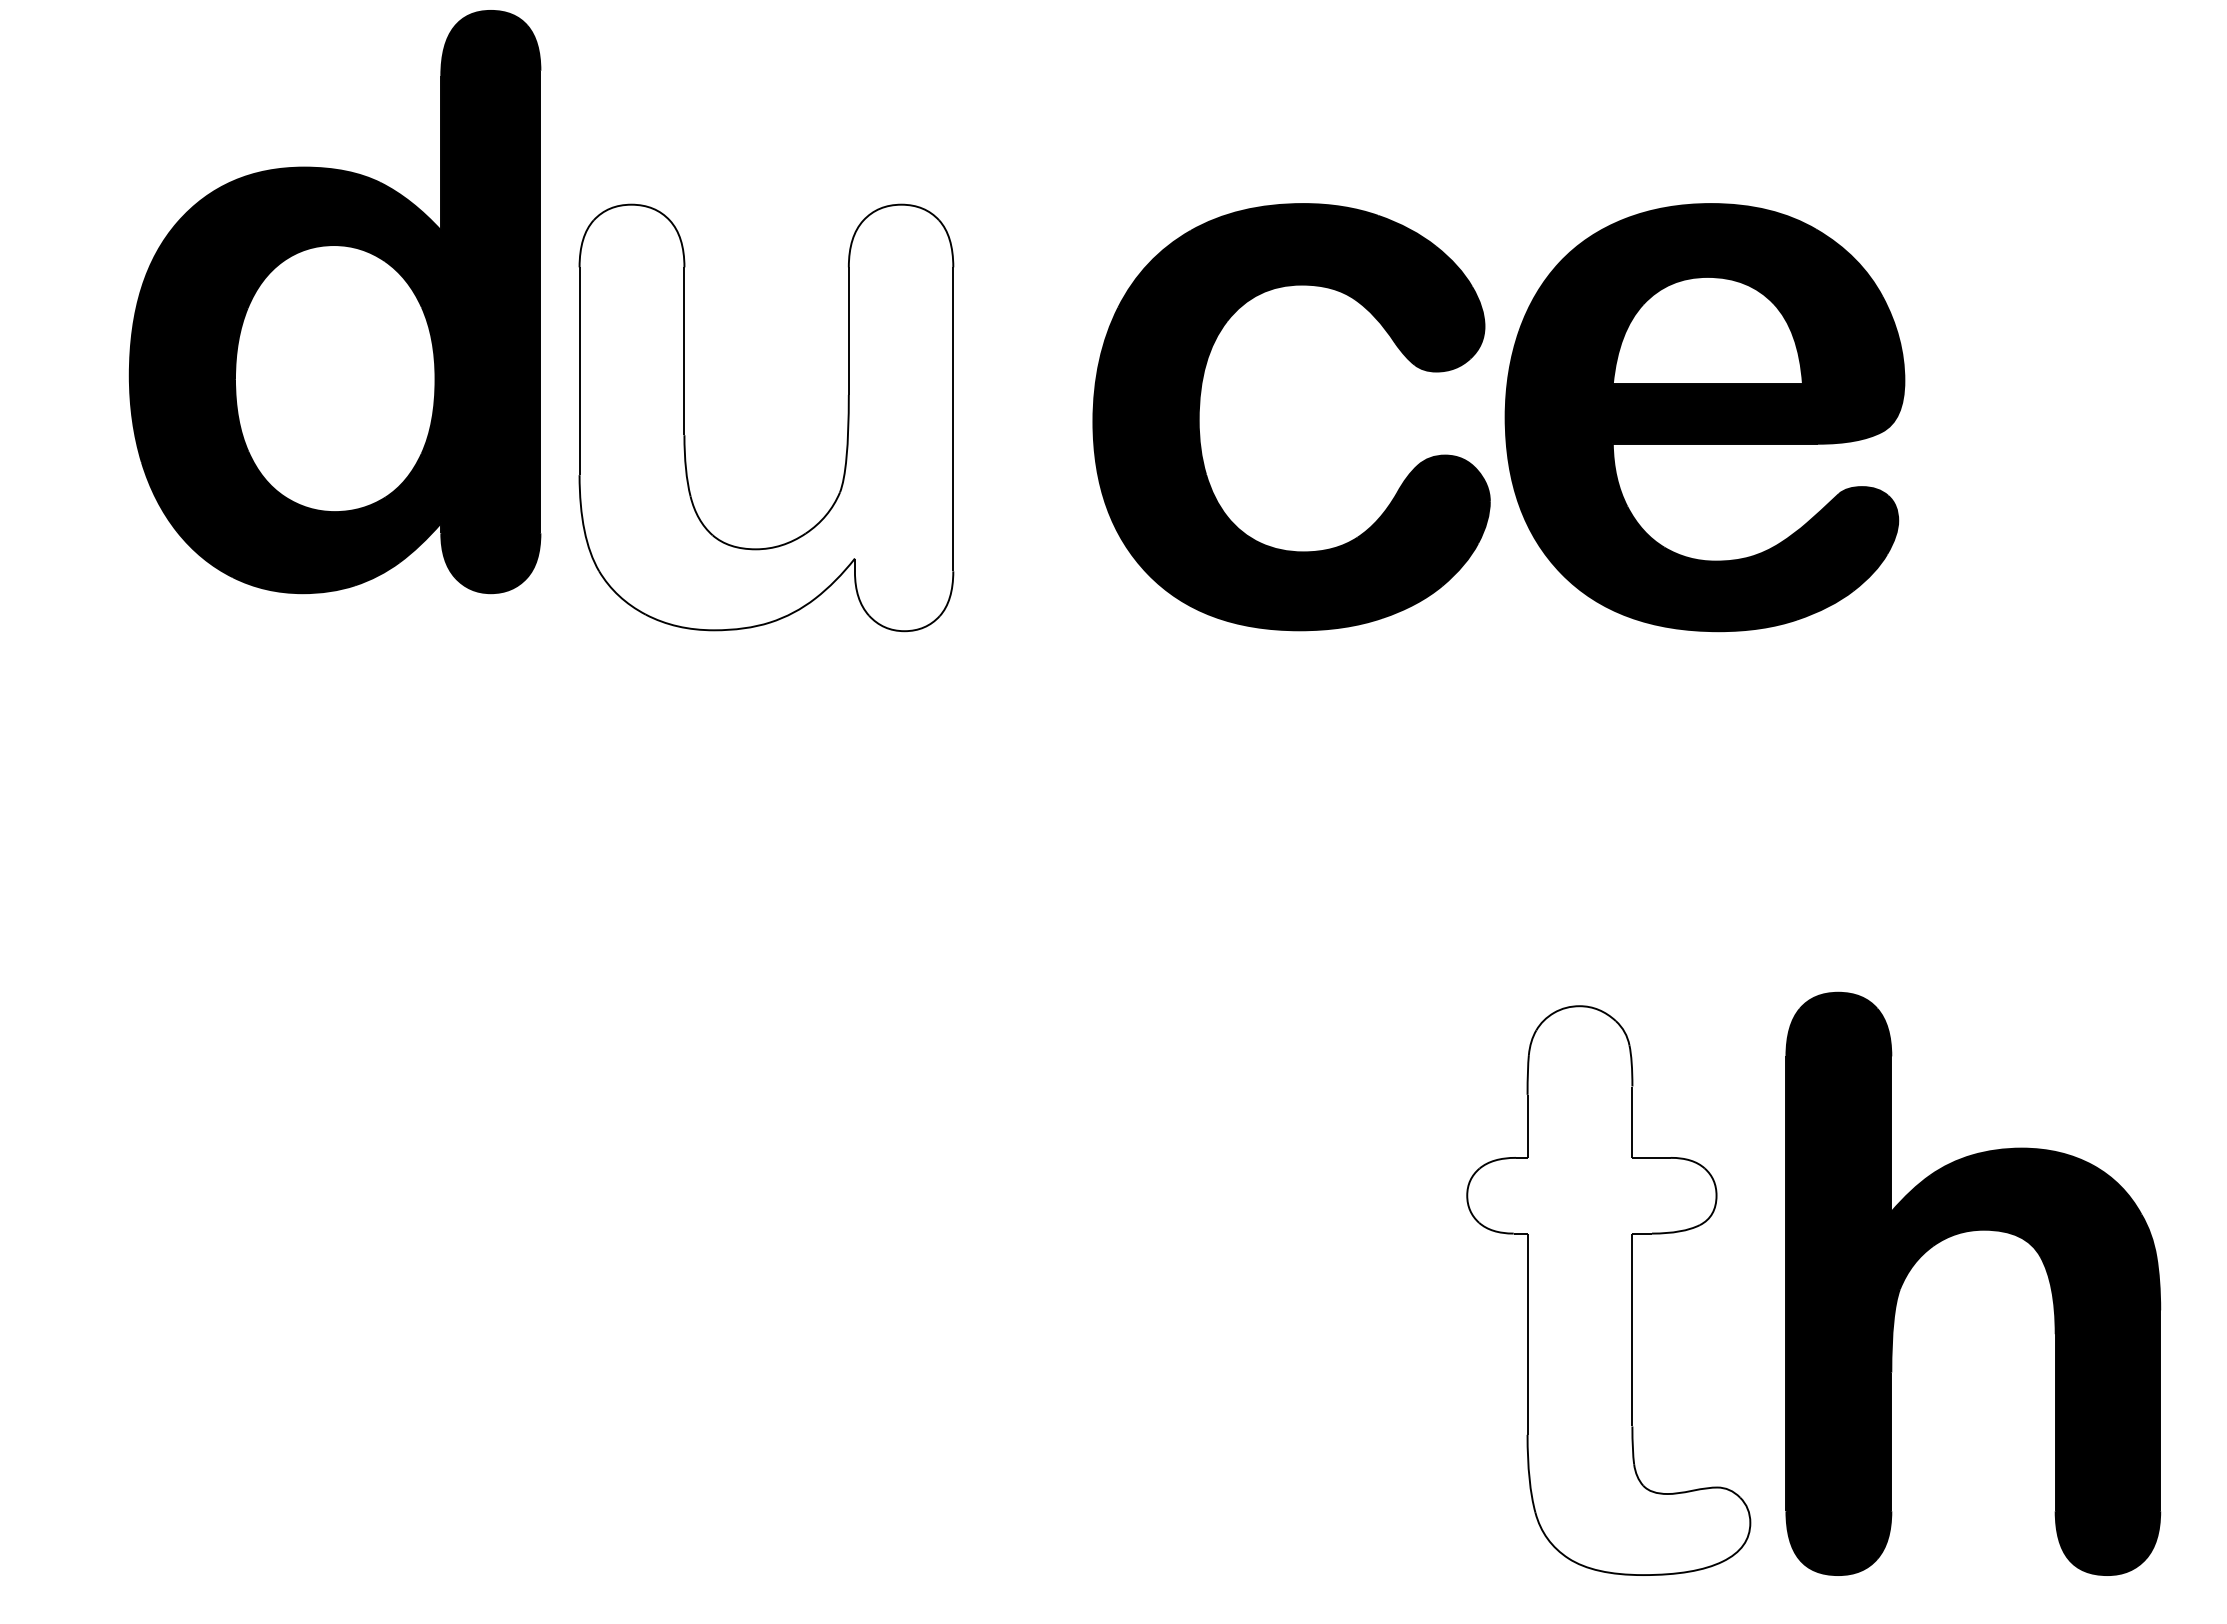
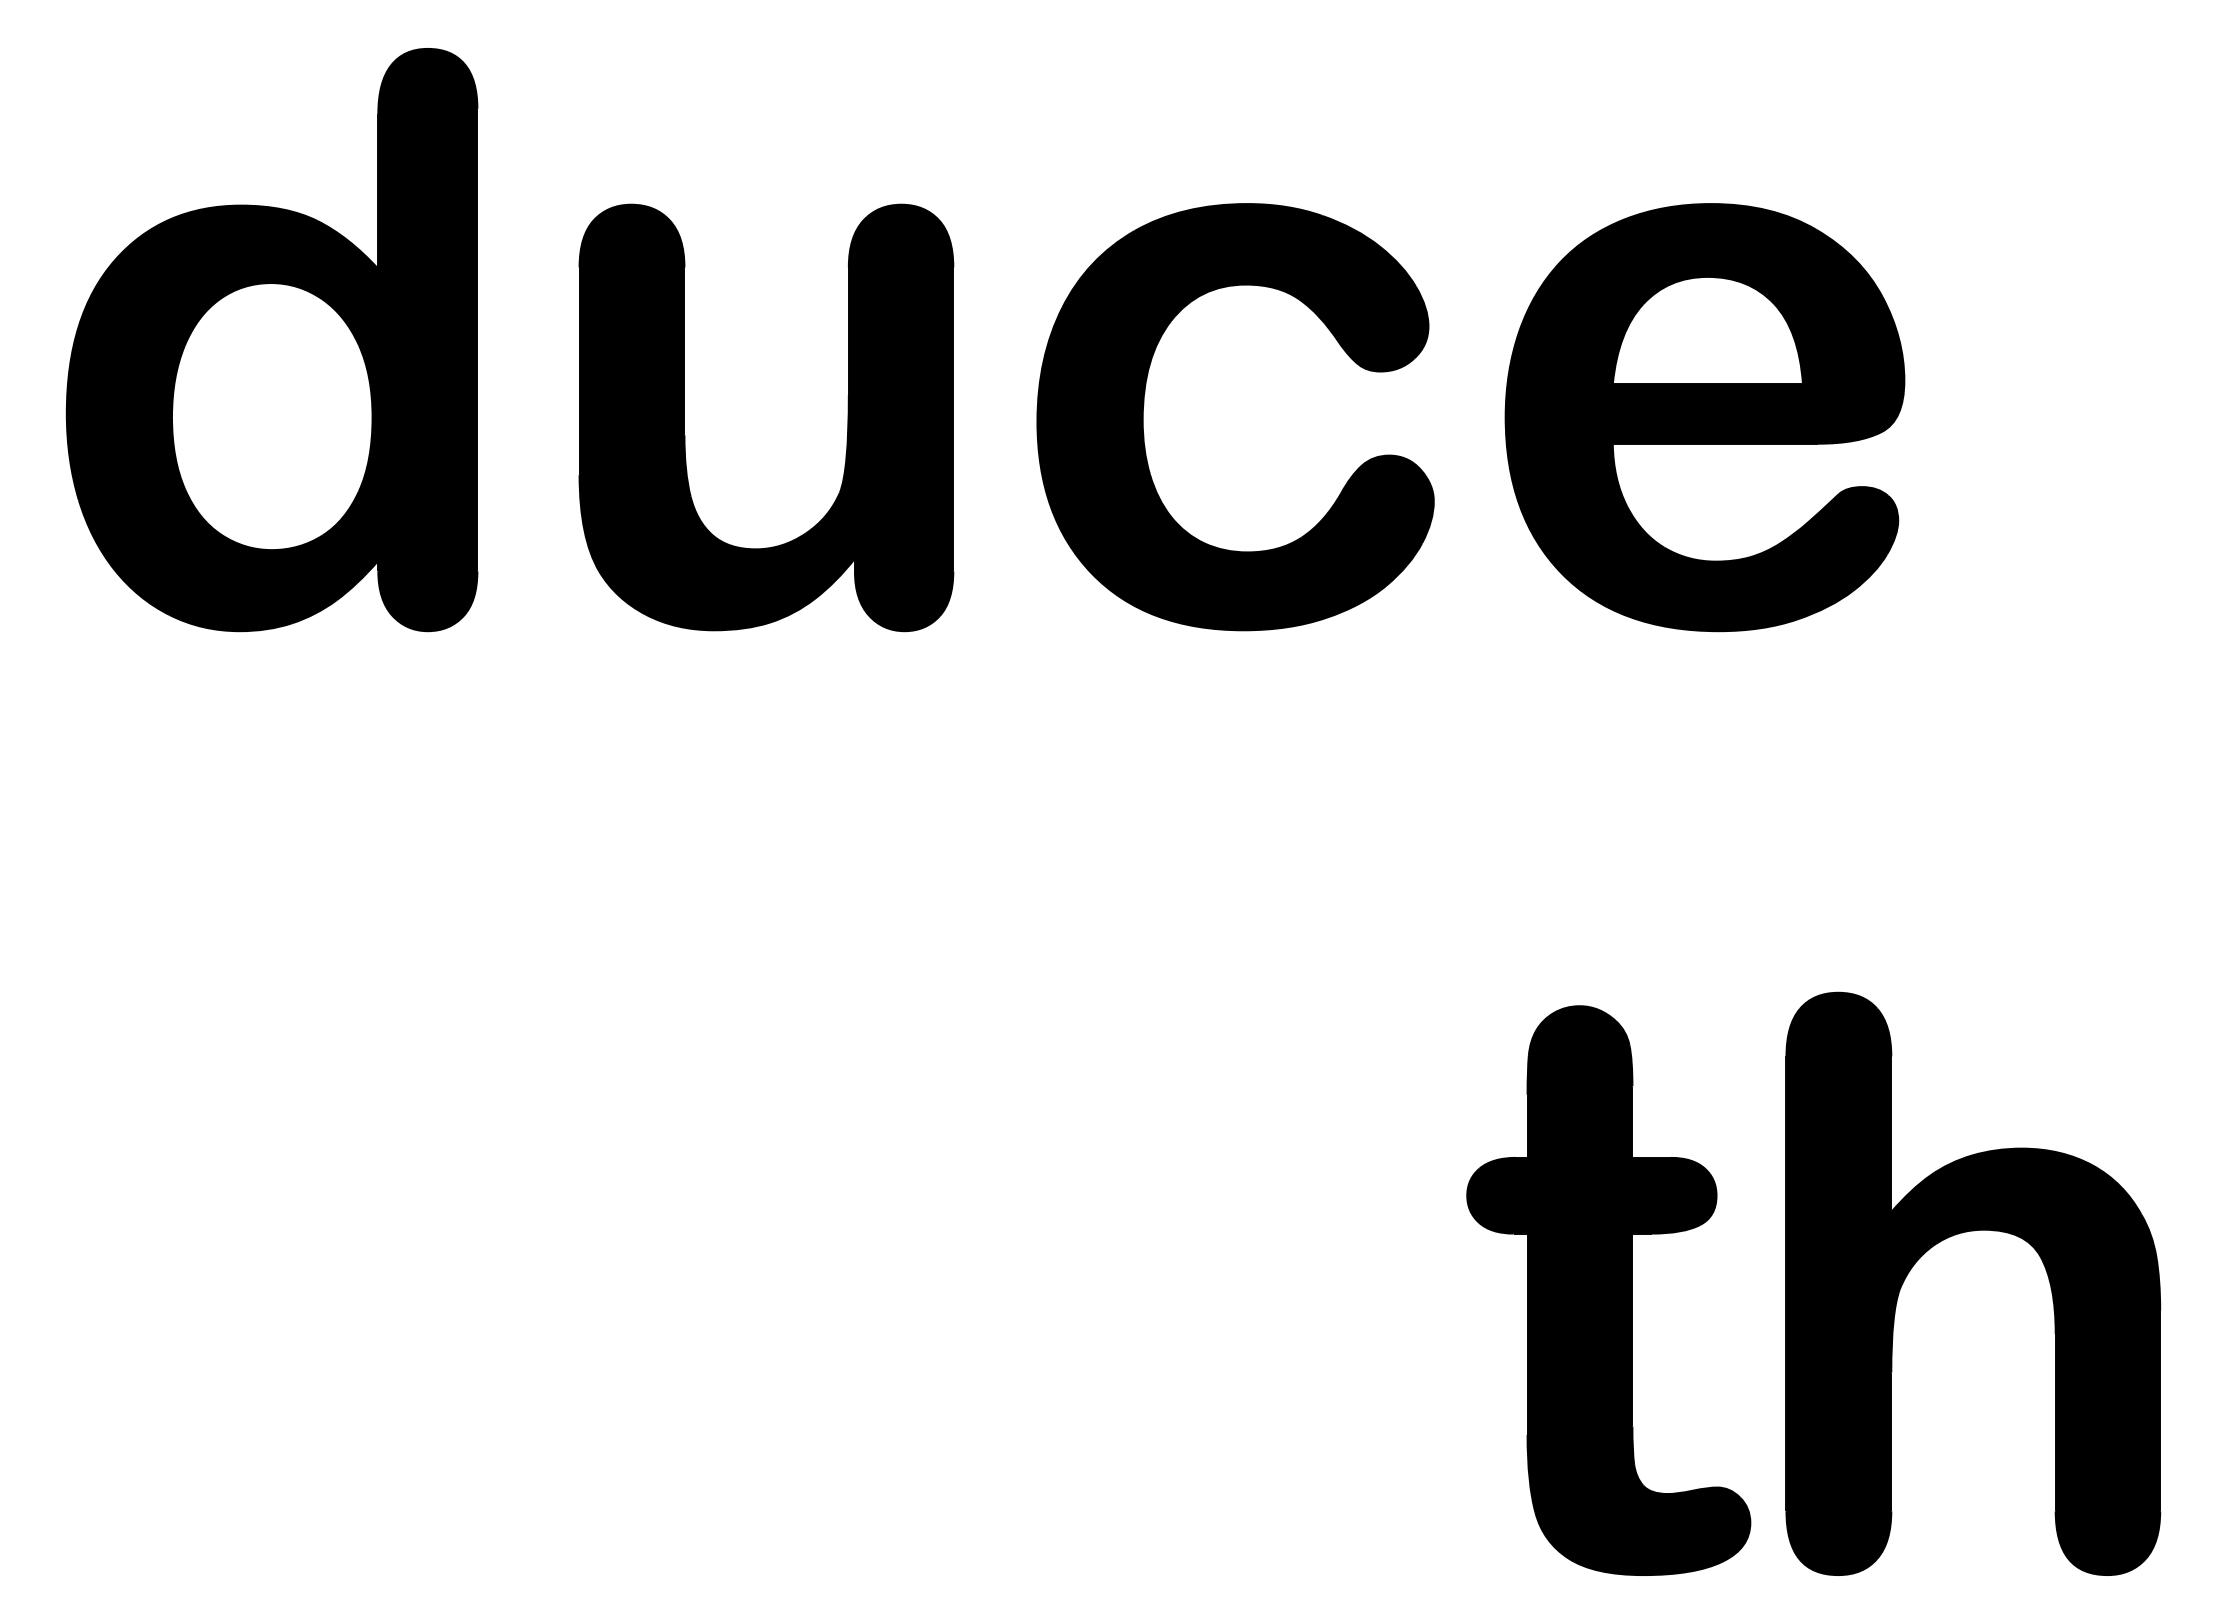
part position: (334, 302) -> (271, 340) (271, 340)
part position: (1200, 405) -> (1144, 405) (1144, 405)
fill: none -> present (766, 417)
fill: none -> present (1608, 1290)
